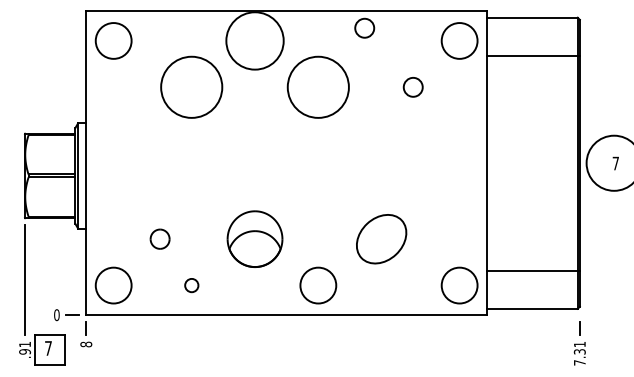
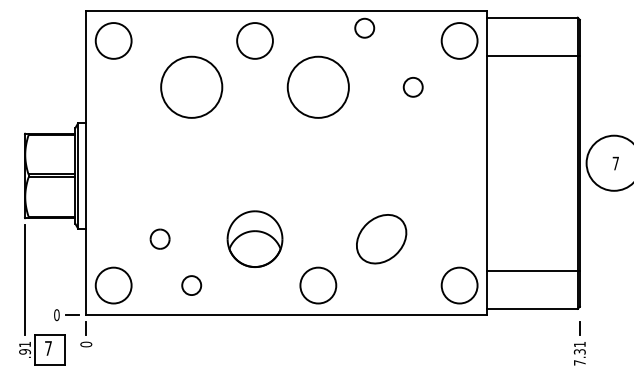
circle diameter: 57 px -> 36 px (254, 40)
circle size: 16x16 px -> 22x21 px (191, 285)
text: 8 -> 0 (85, 344)
